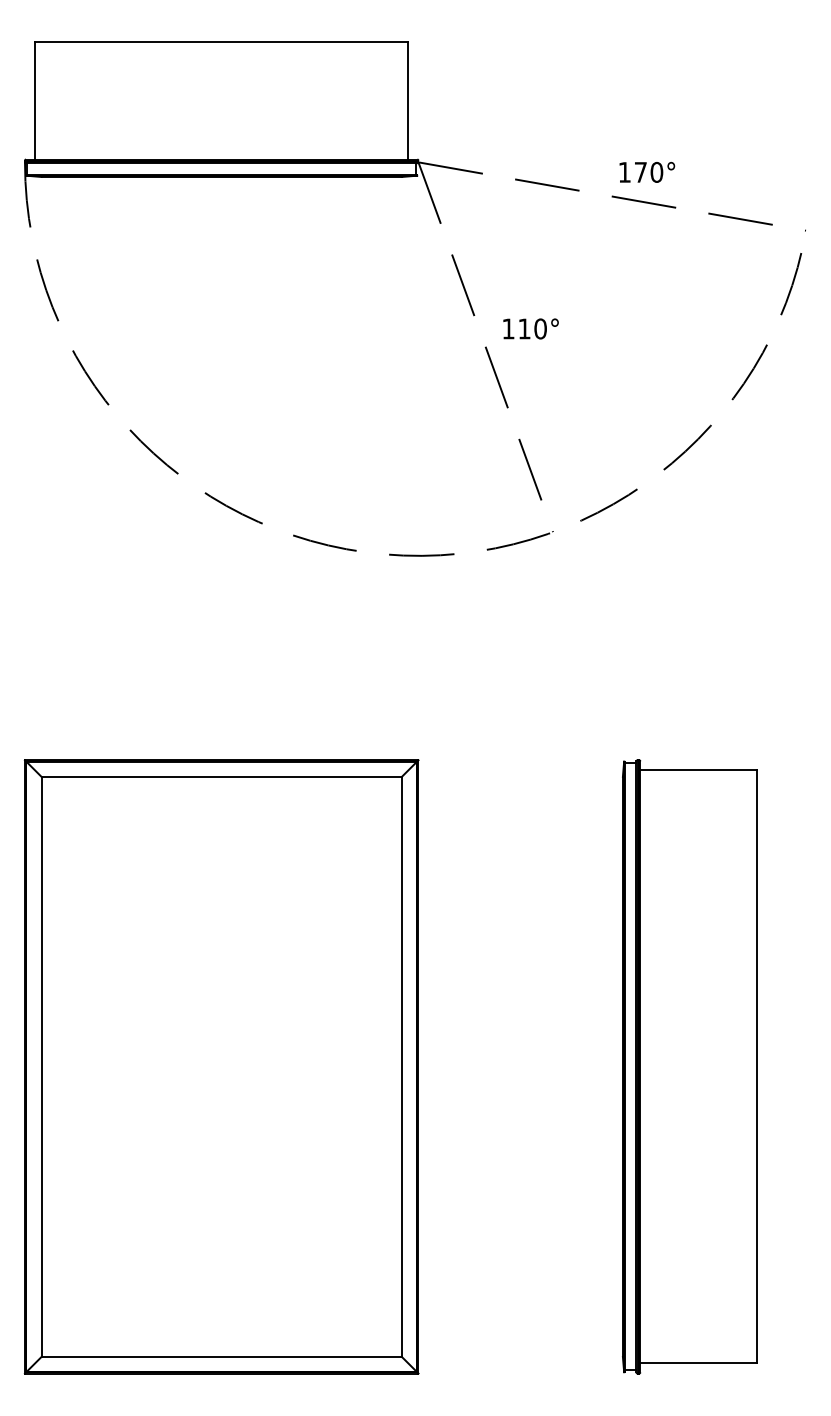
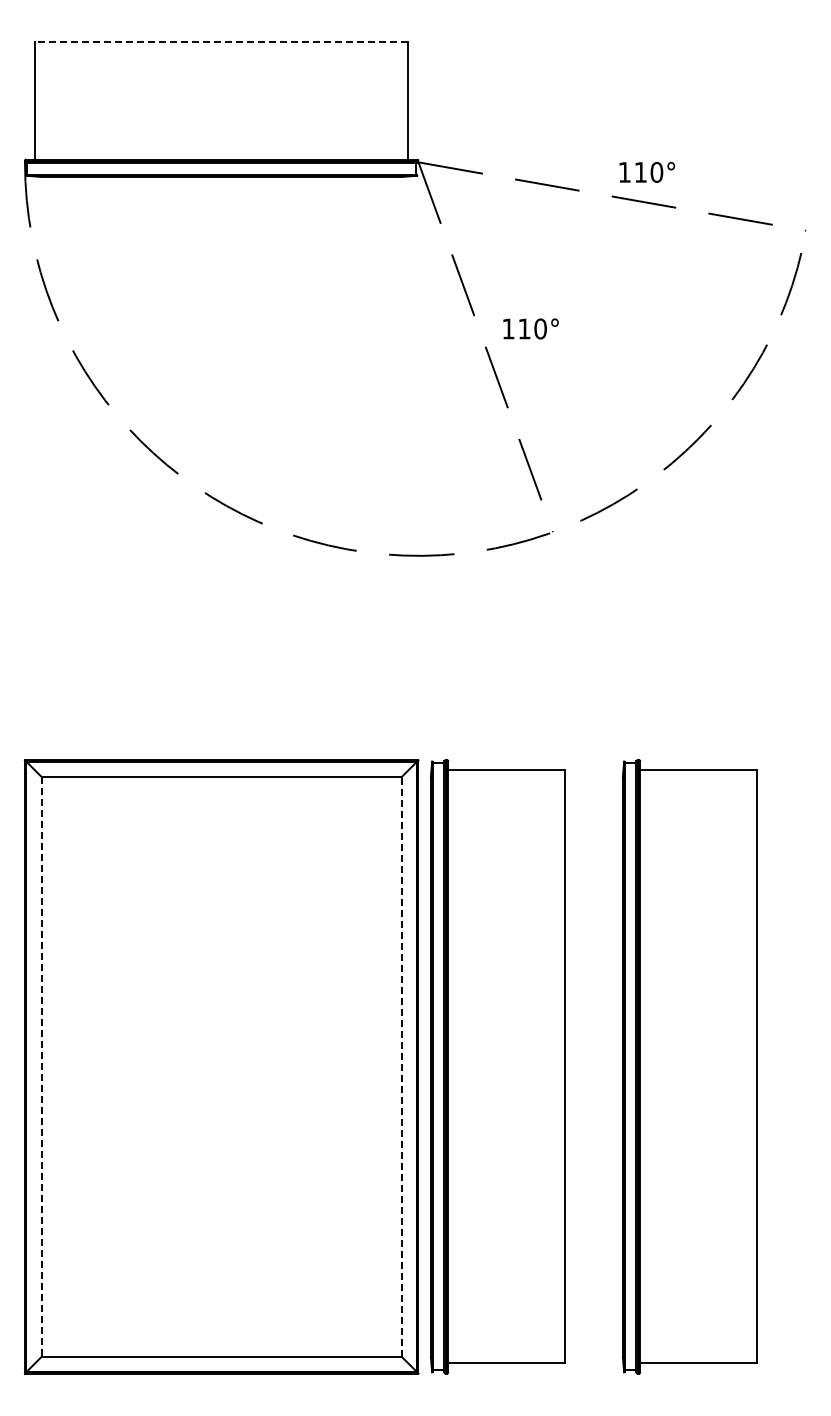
line: solid -> dashed (221, 42)
text: 170° -> 110° (640, 172)
line: solid -> dashed (401, 1066)
part: none -> present (497, 1066)
line: solid -> dashed (41, 1067)
